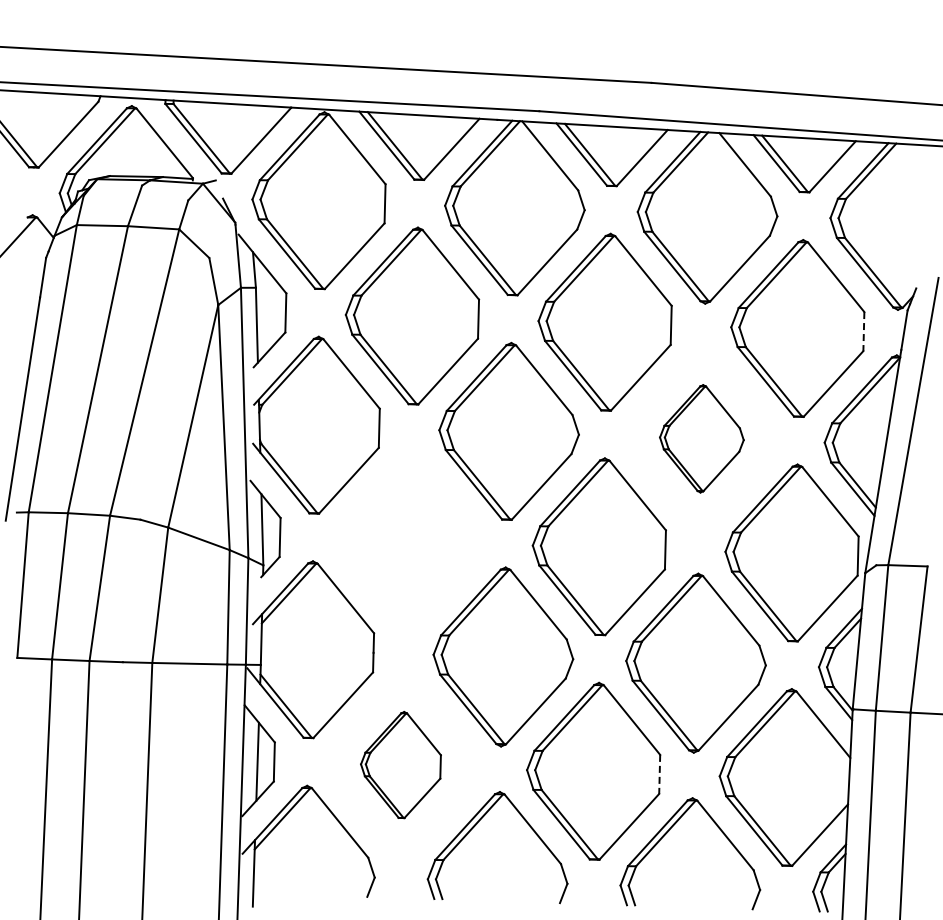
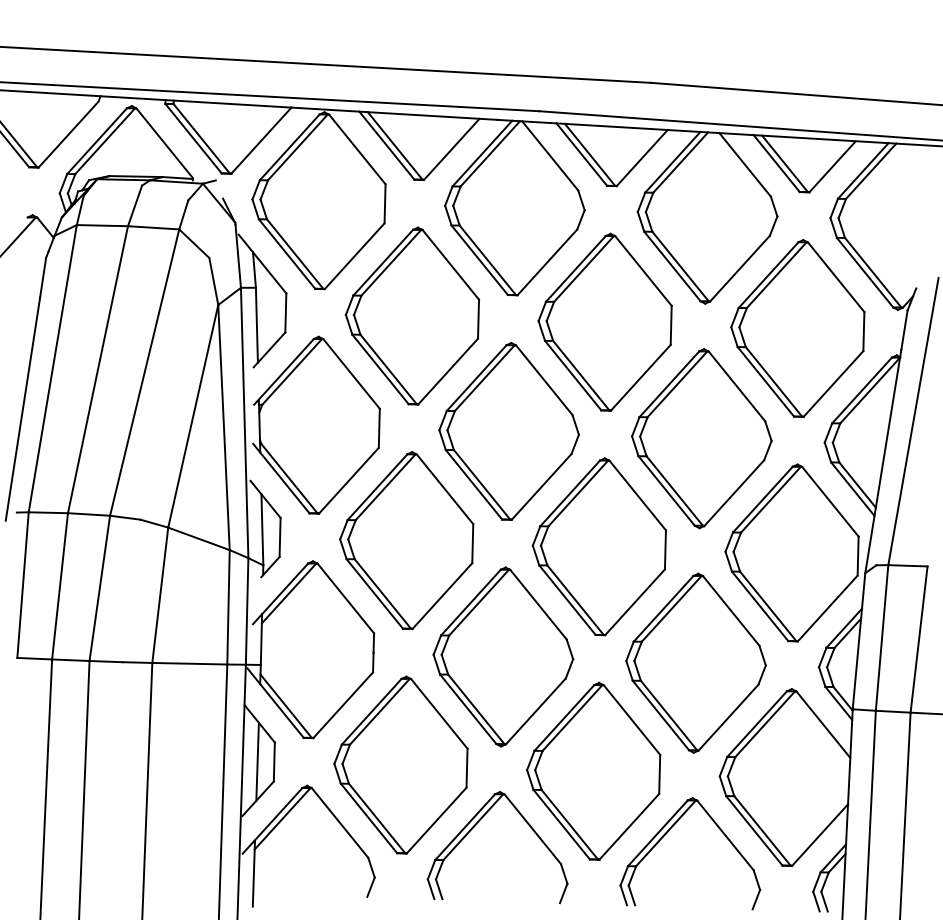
line: dashed -> solid (863, 331)
part size: 86x110 px -> 142x182 px (701, 438)
part: none -> present (406, 540)
part size: 82x109 px -> 136x180 px (400, 764)
line: dashed -> solid (659, 774)
